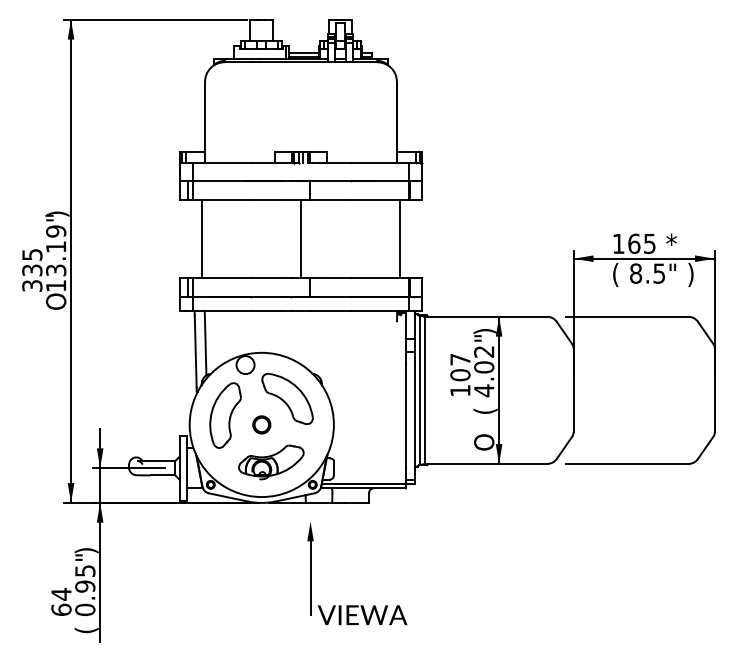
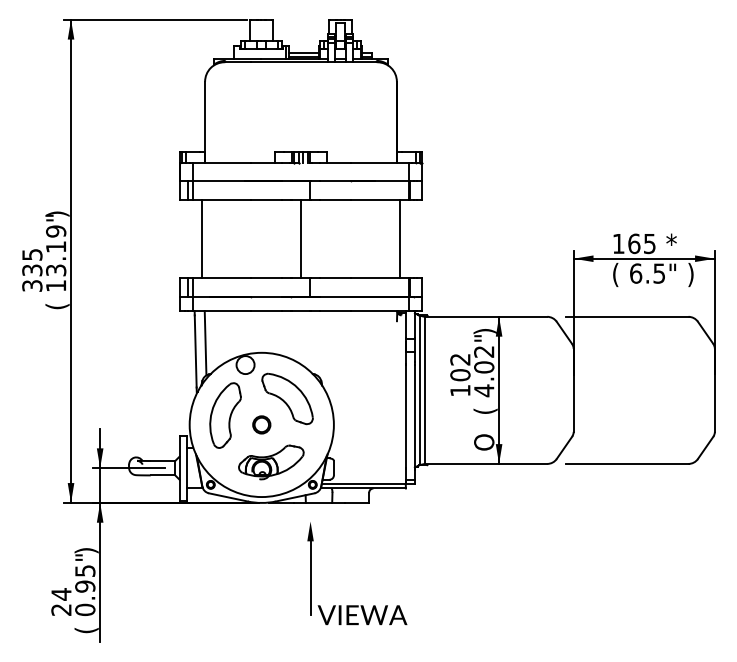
text: 8.5" -> 6.5" (636, 273)
text: O -> ( (57, 301)
text: 107 -> 102 (460, 359)
text: 64 -> 24 (61, 609)
